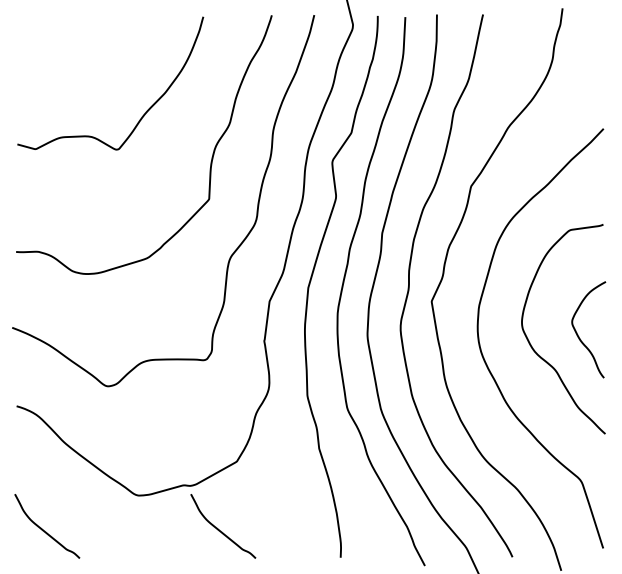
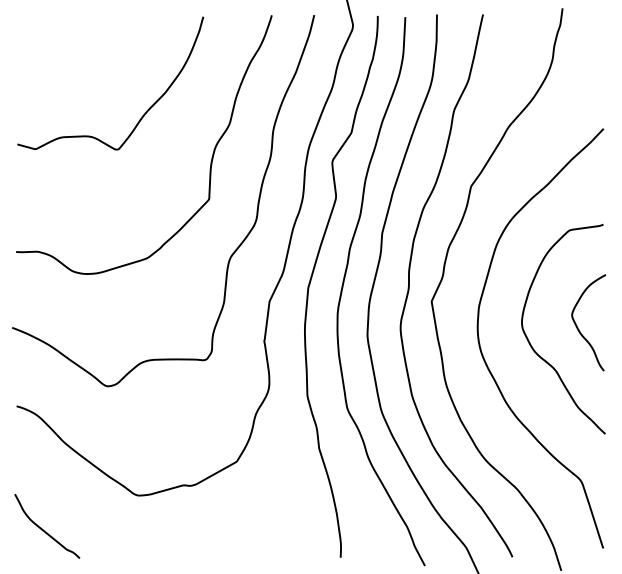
curve position: (578, 334) -> (578, 327) (578, 327)
curve: present -> none (219, 529)
